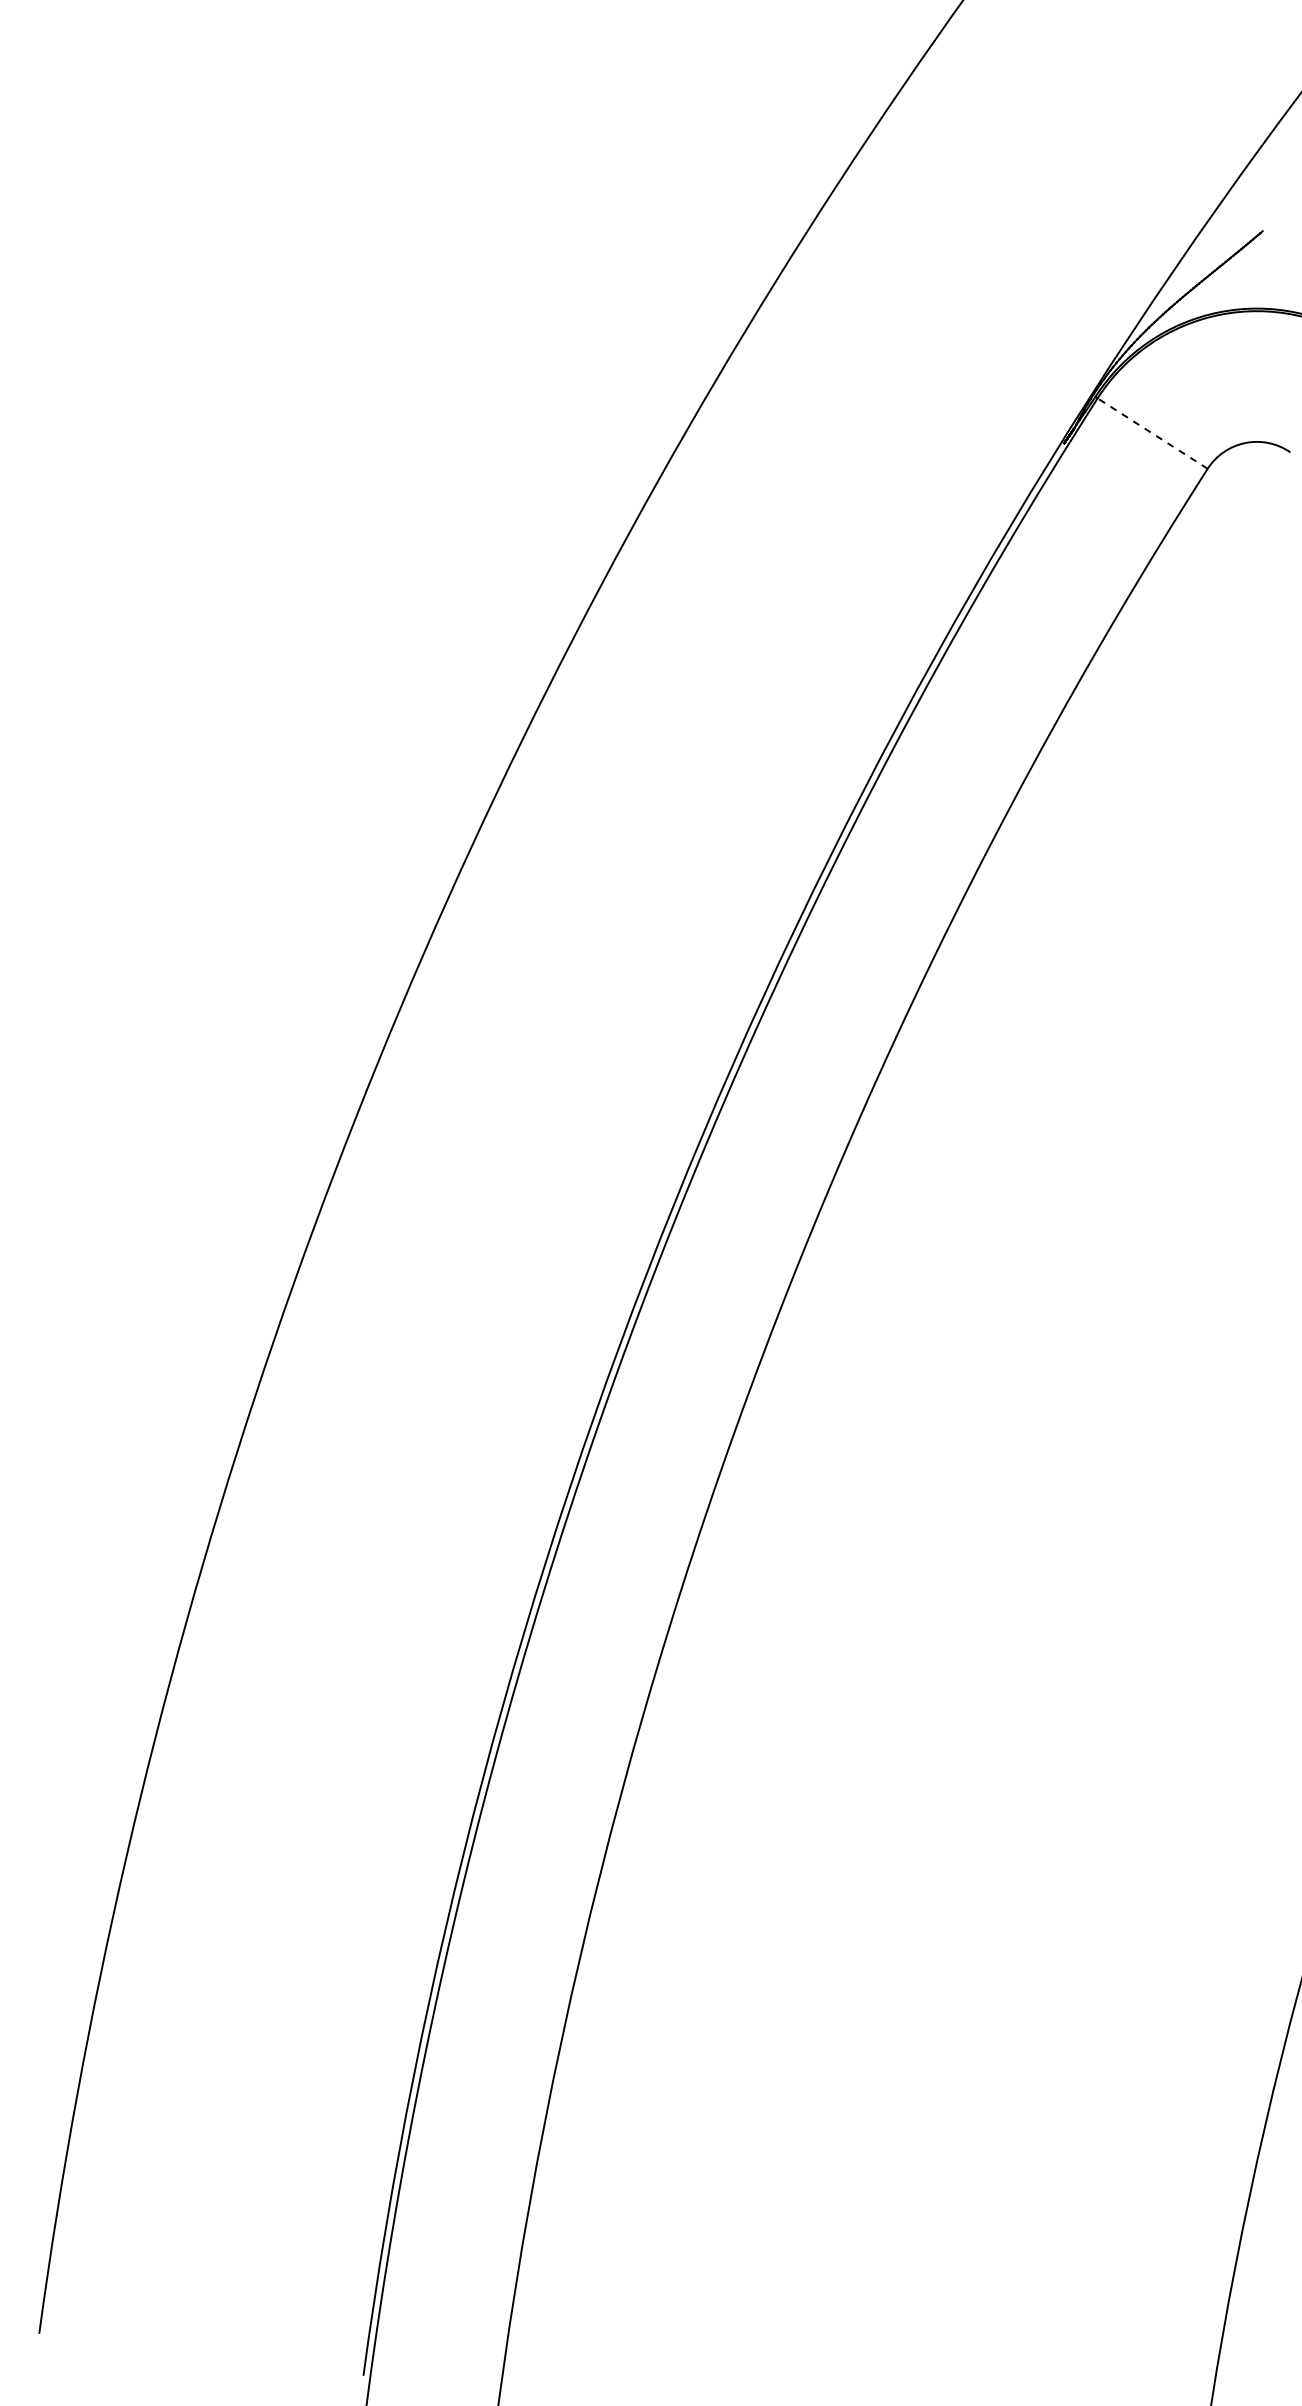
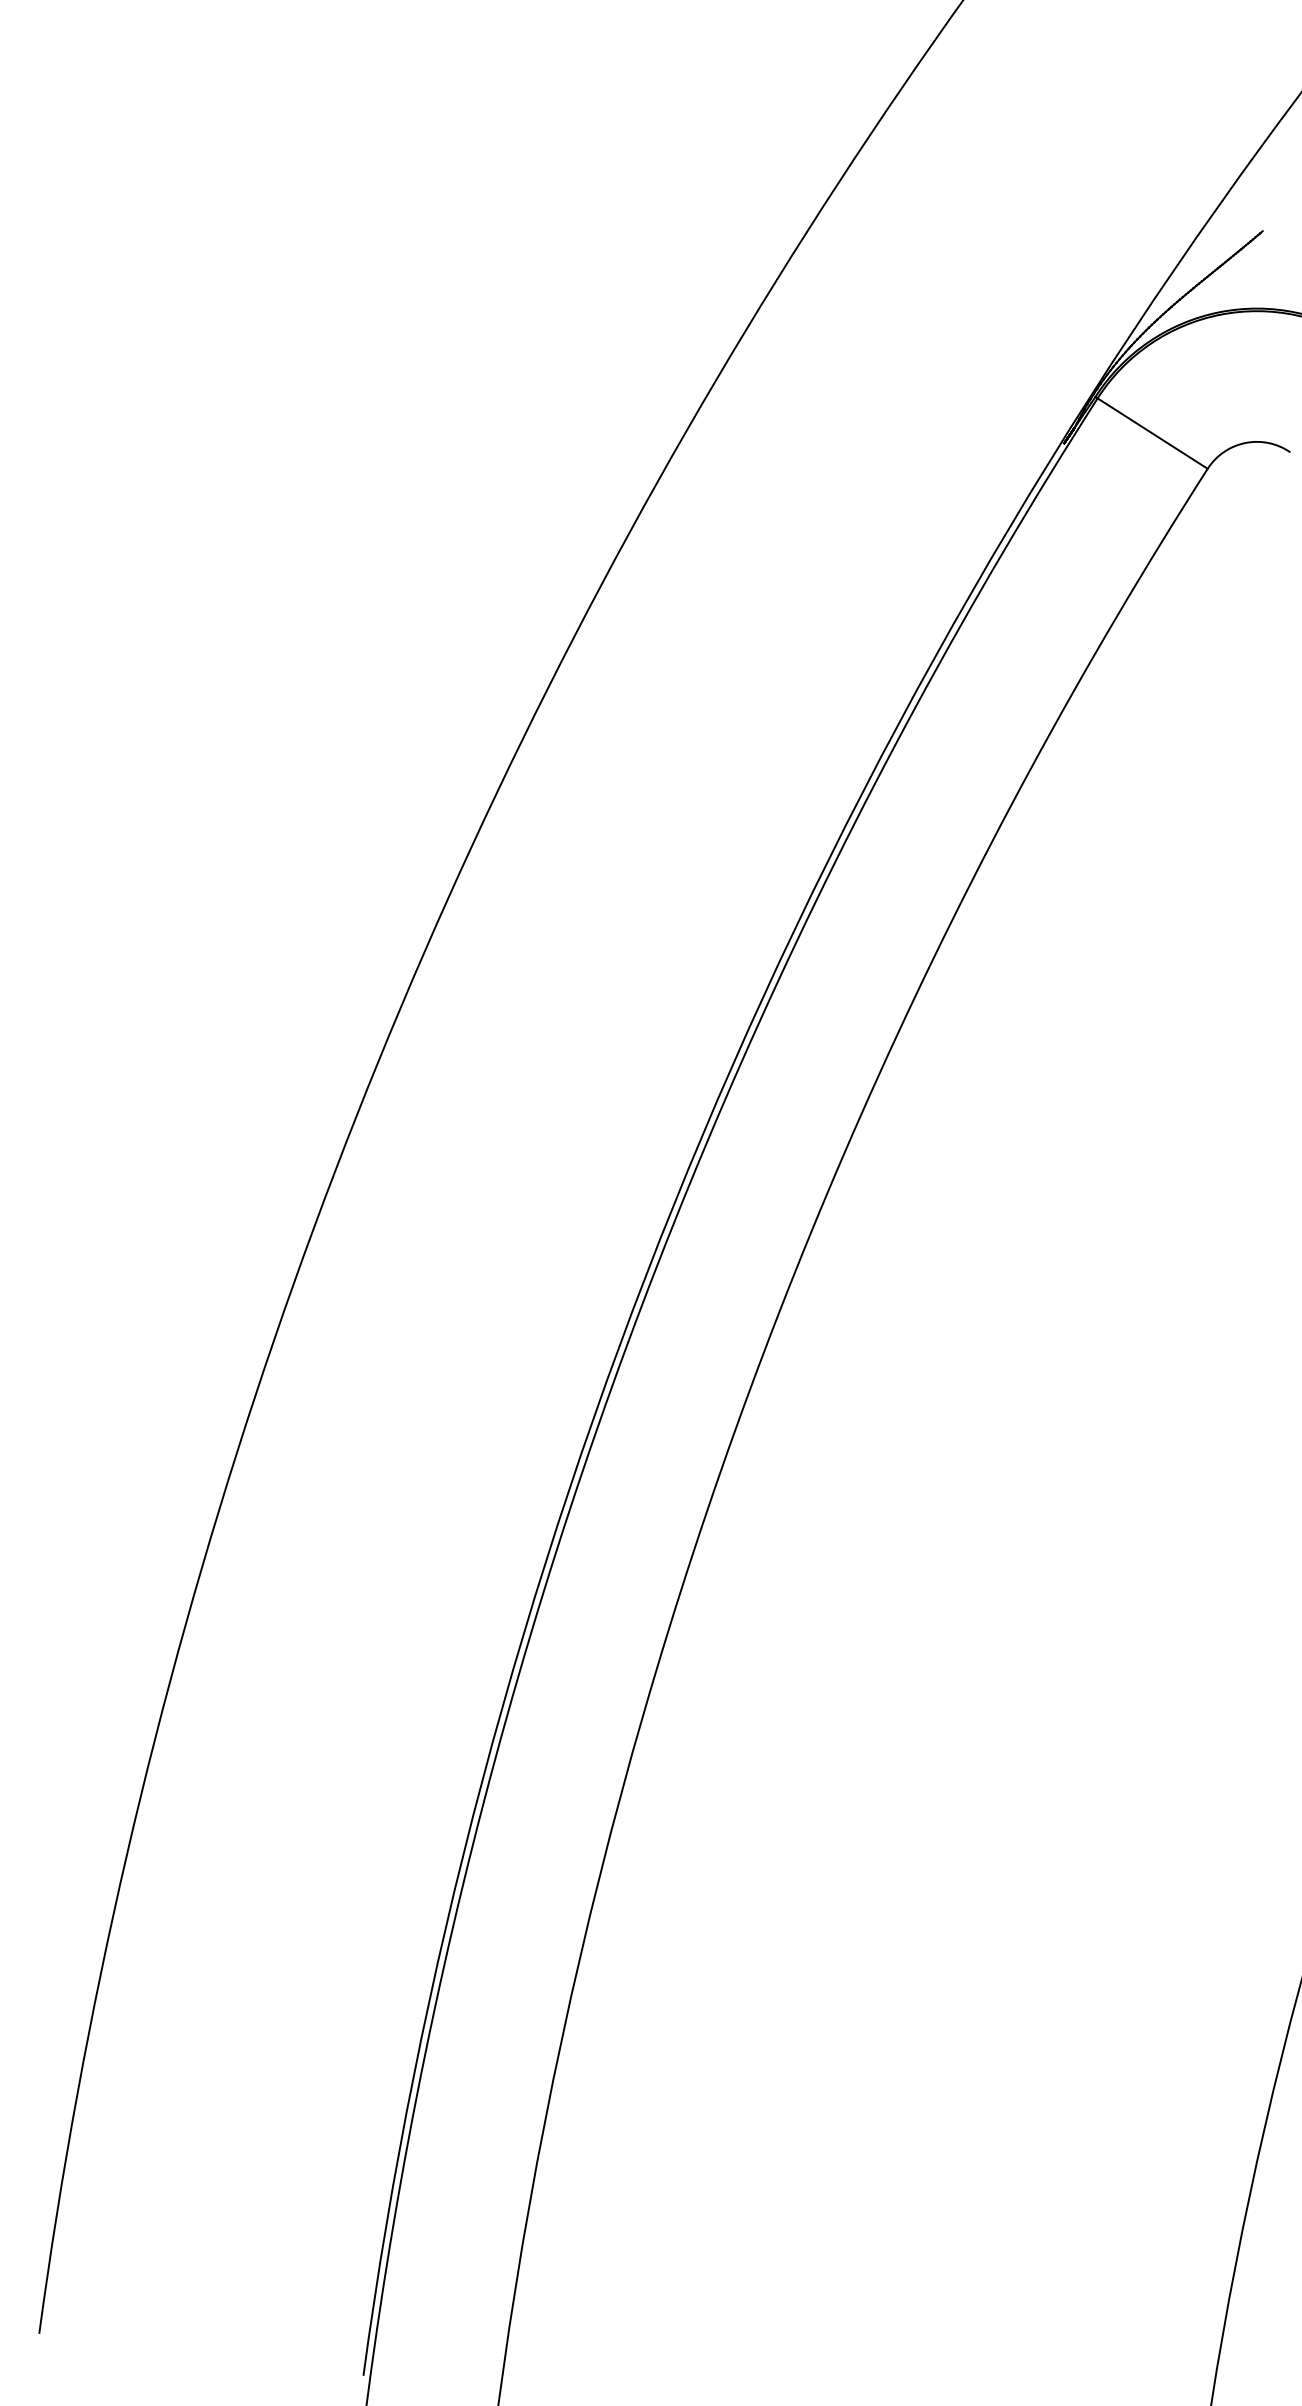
line: dashed -> solid (1152, 433)
